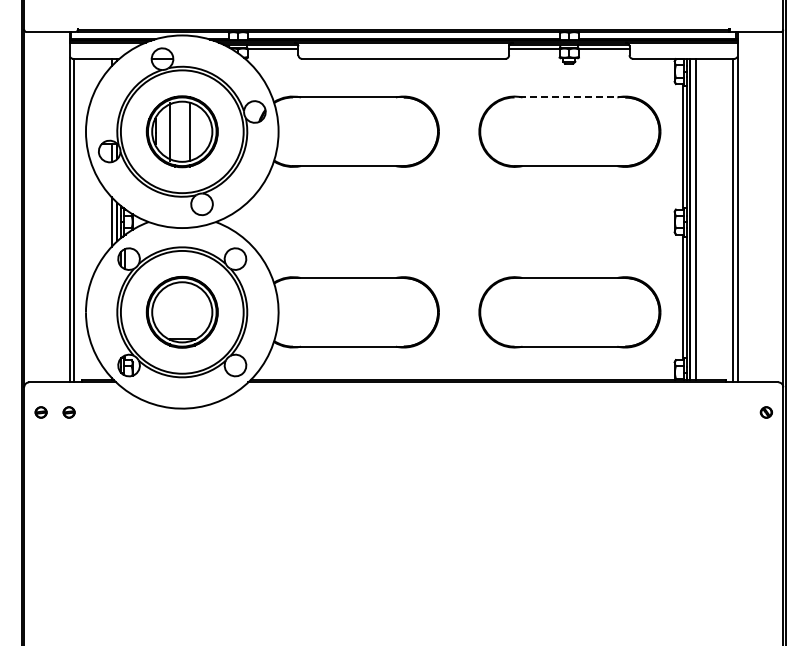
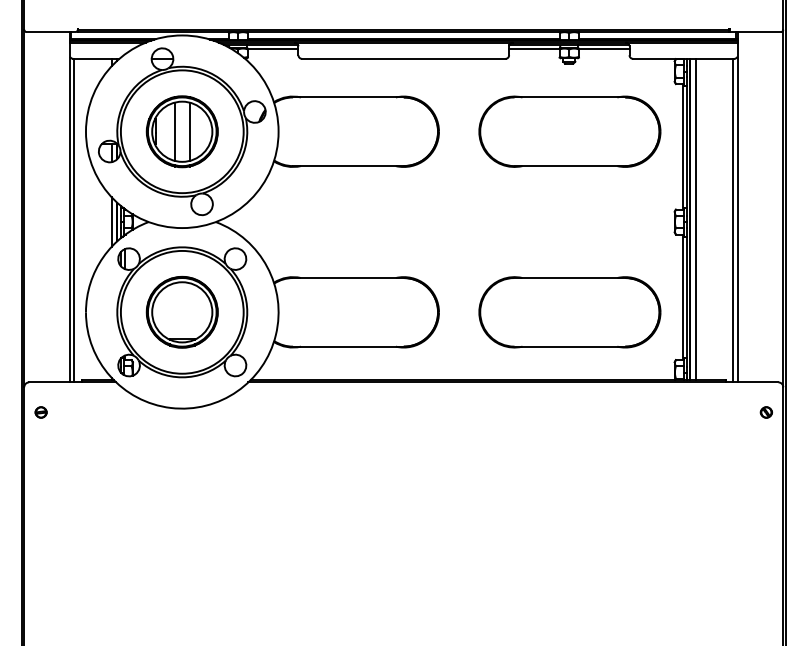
line: dashed -> solid (569, 97)
line position: (170, 131) -> (175, 131) (175, 131)
part: present -> none (68, 412)
